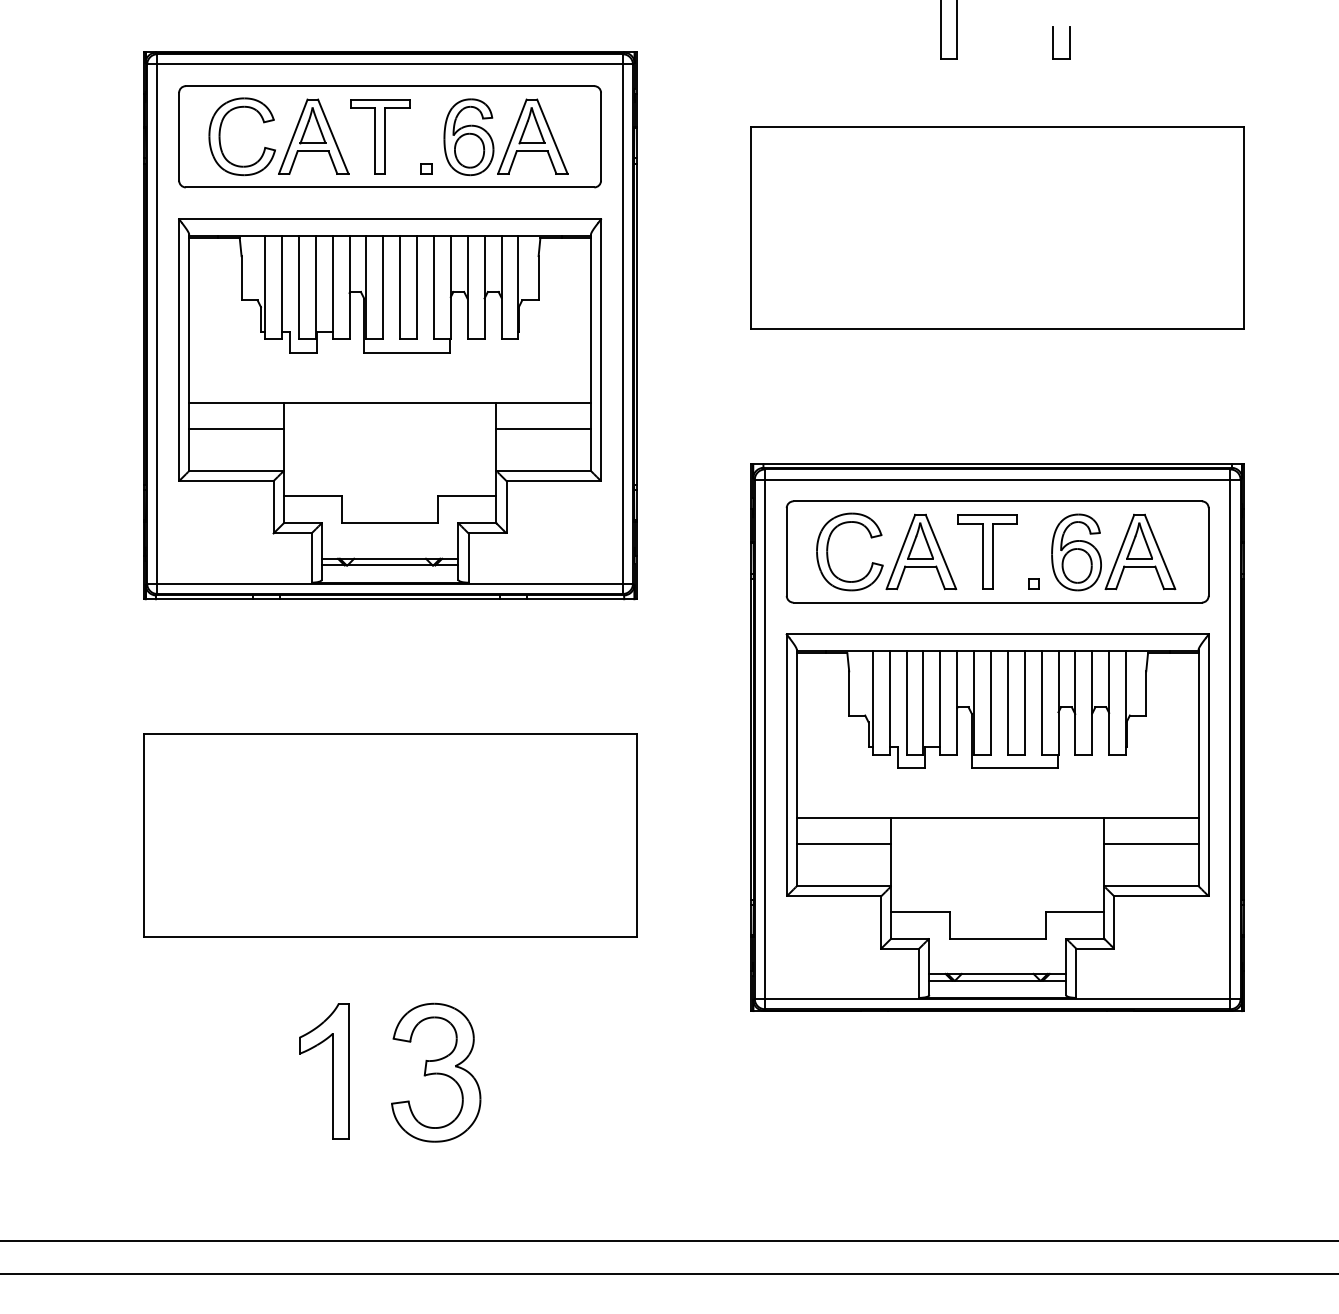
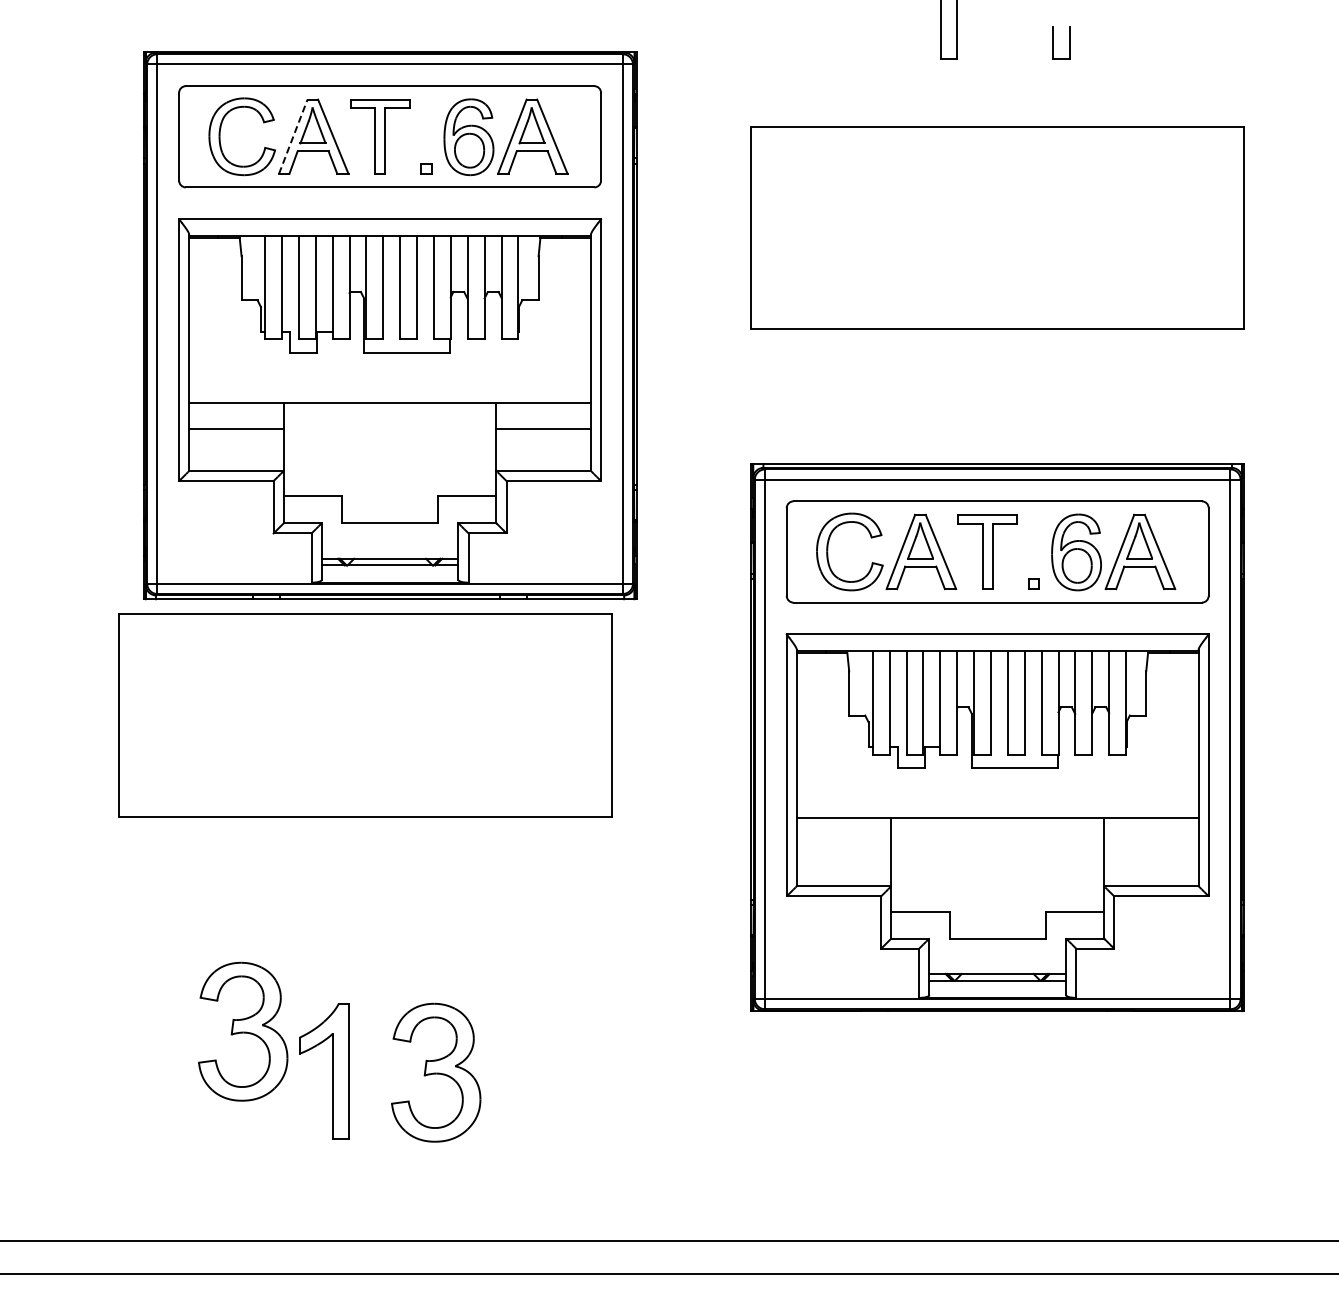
line: solid -> dashed (293, 136)
part position: (390, 835) -> (365, 715) (365, 715)
line: present -> none (843, 843)
line: present -> none (1151, 843)
part: none -> present (243, 1031)
